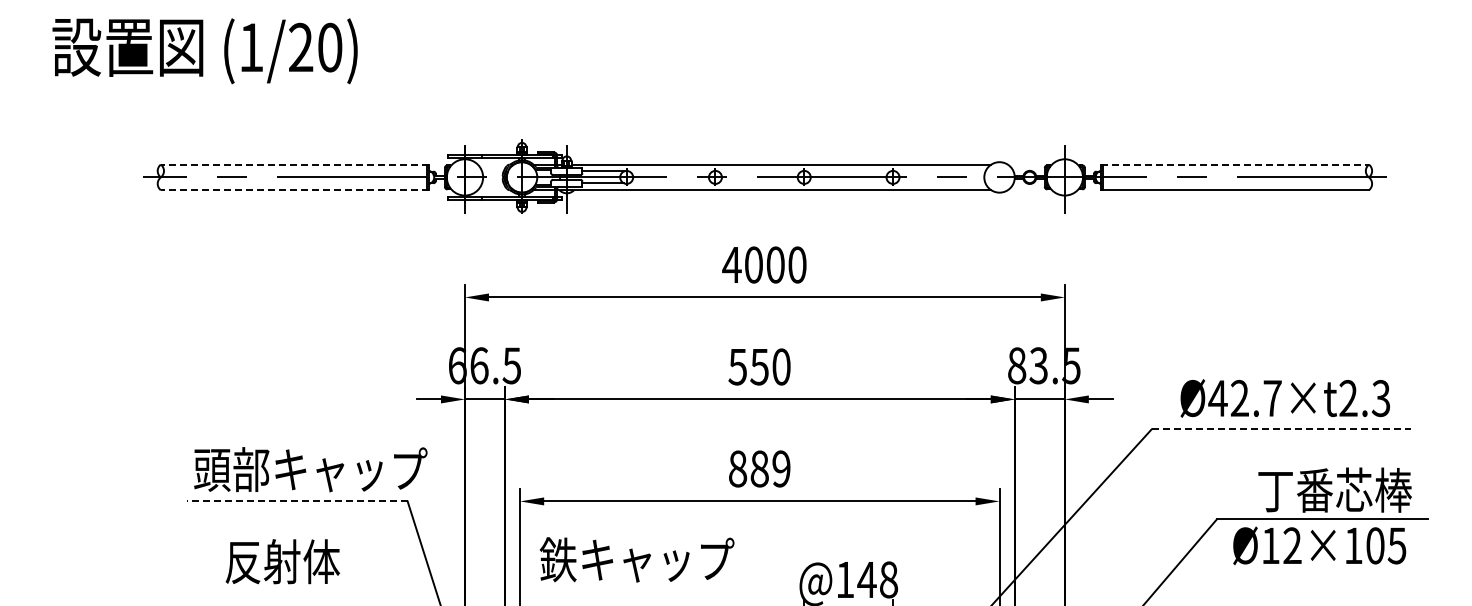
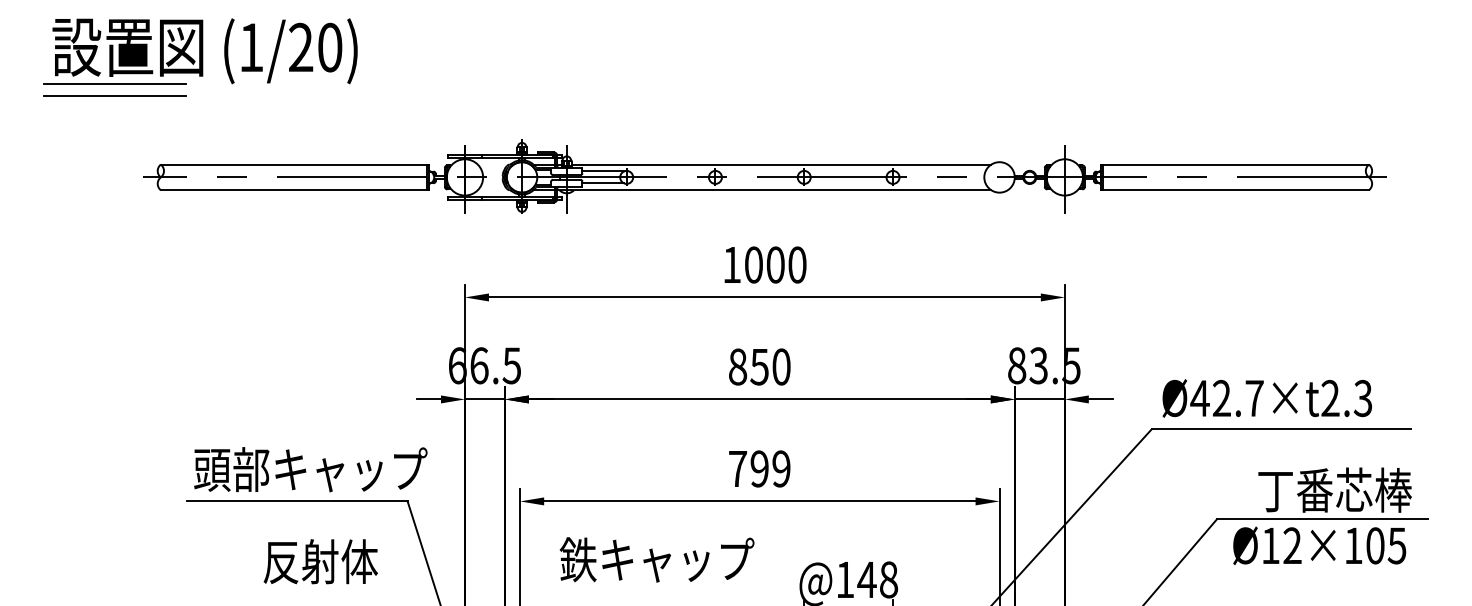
line: none -> present (114, 83)
line: none -> present (114, 95)
line: dashed -> solid (294, 164)
line: dashed -> solid (1235, 164)
line: dashed -> solid (294, 190)
text: 4000 -> 1000 (731, 264)
text: 550 -> 850 (737, 366)
text position: (1284, 398) -> (1266, 398) (1266, 398)
line: dashed -> solid (1281, 429)
text: 889 -> 799 (748, 468)
line: dashed -> solid (296, 501)
text position: (636, 559) -> (656, 559) (656, 559)
text position: (282, 561) -> (320, 561) (320, 561)
